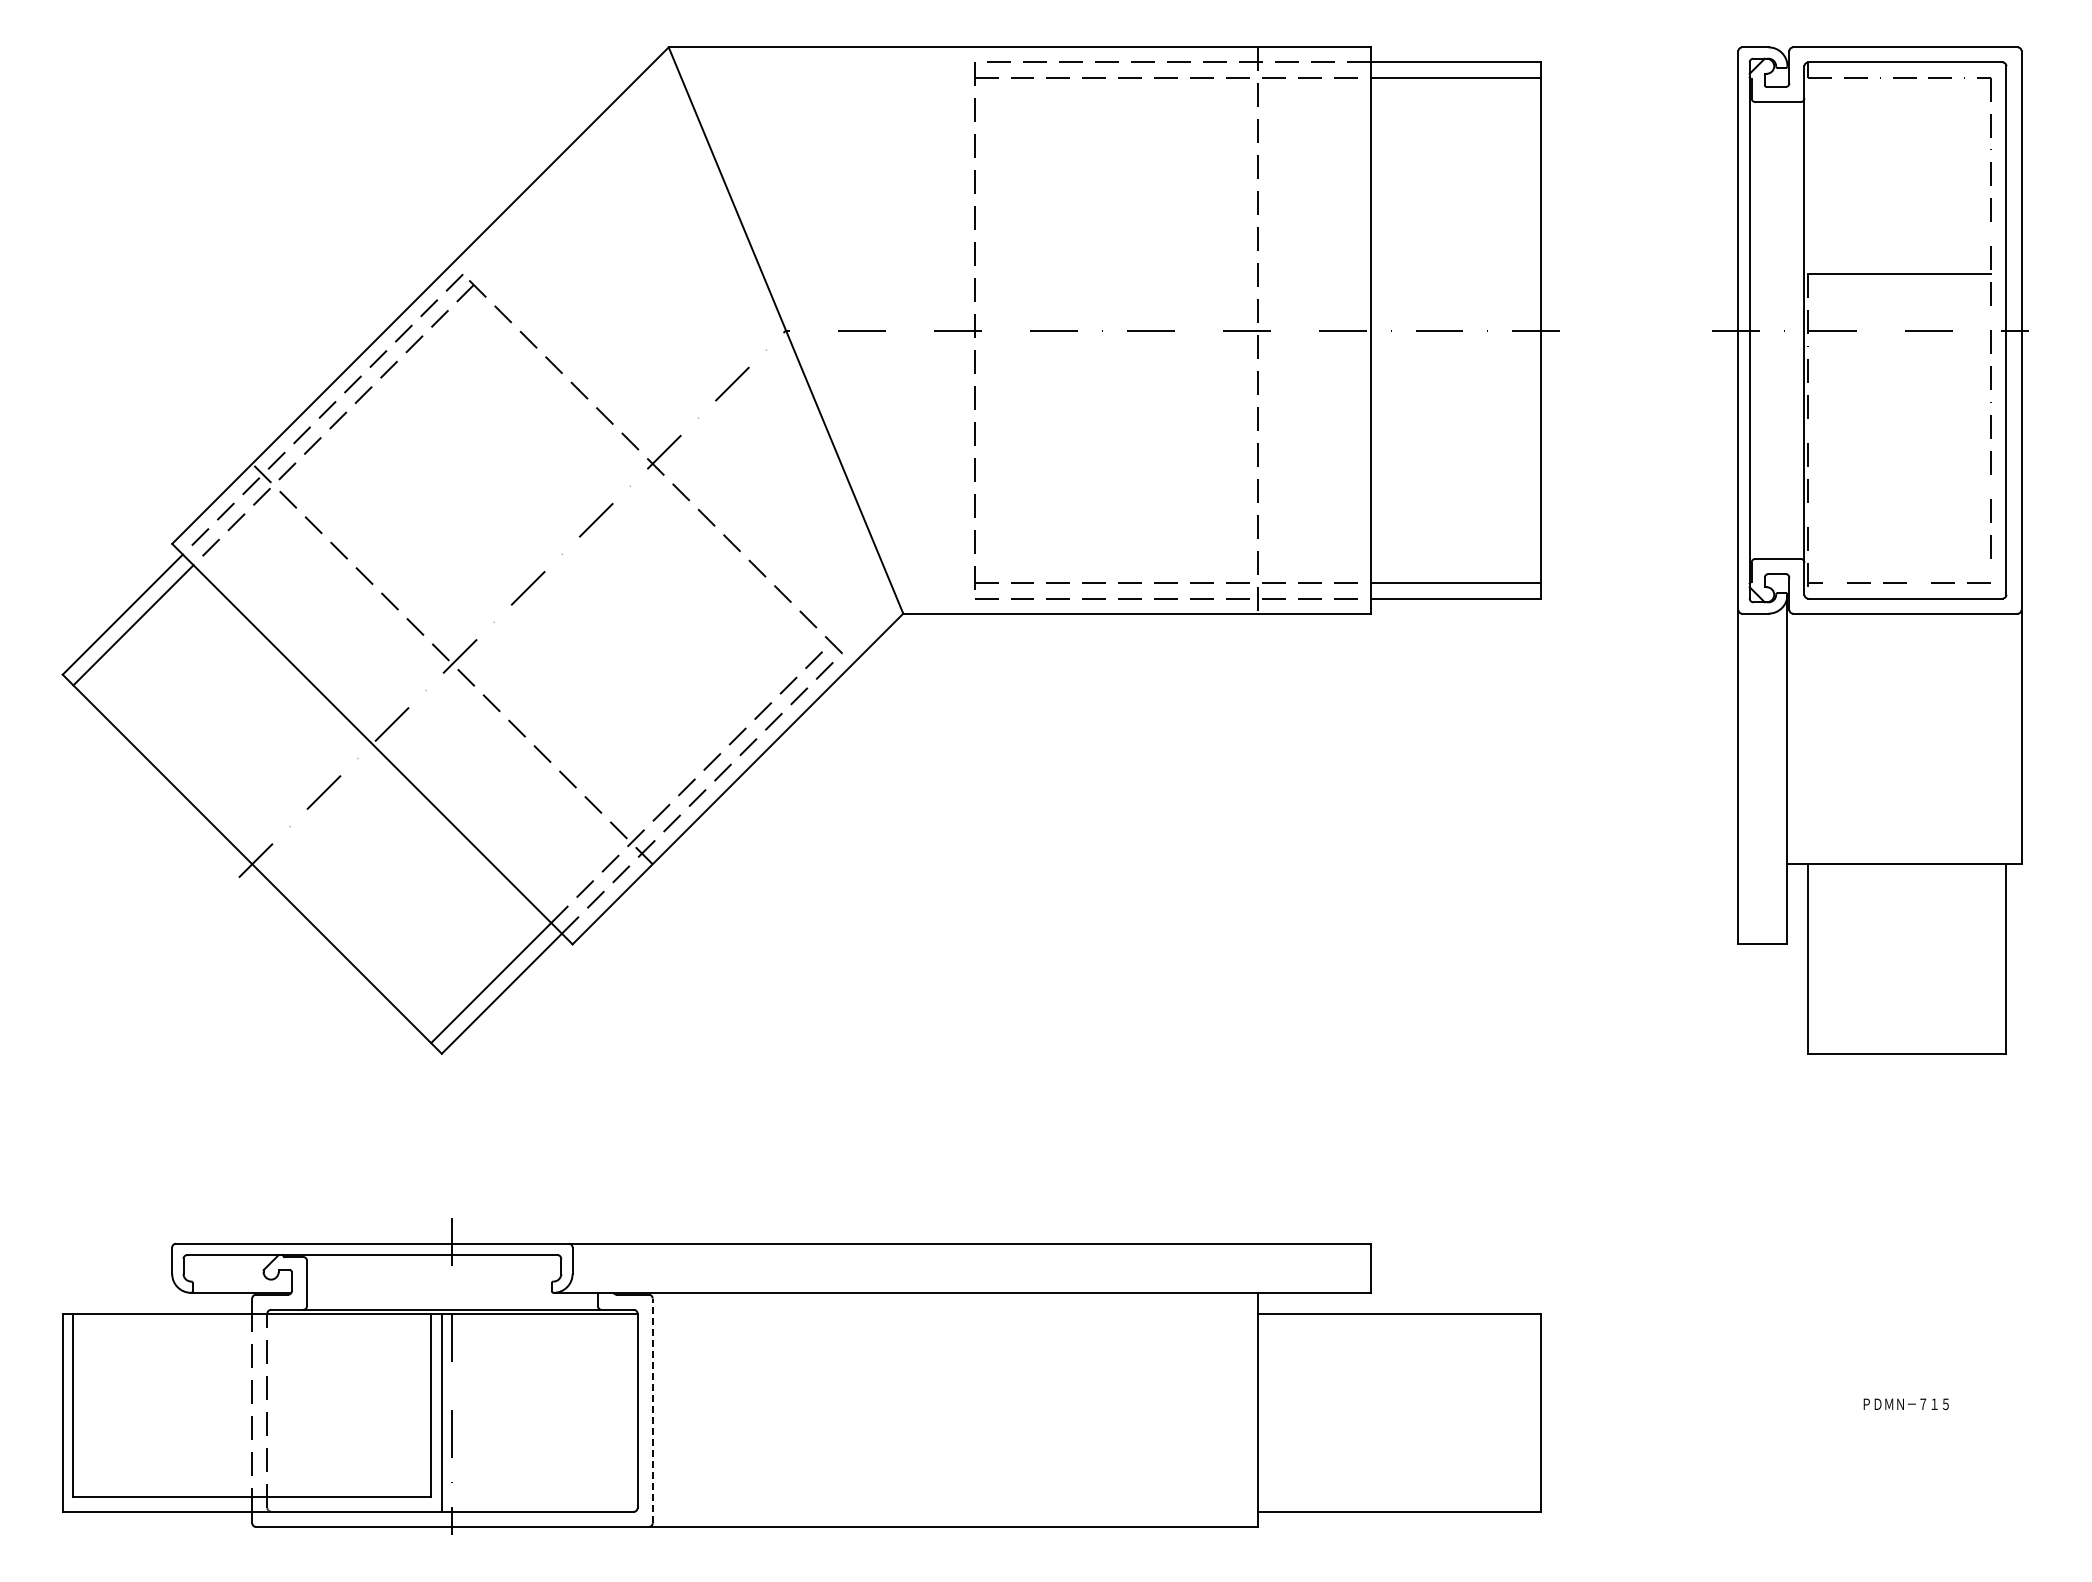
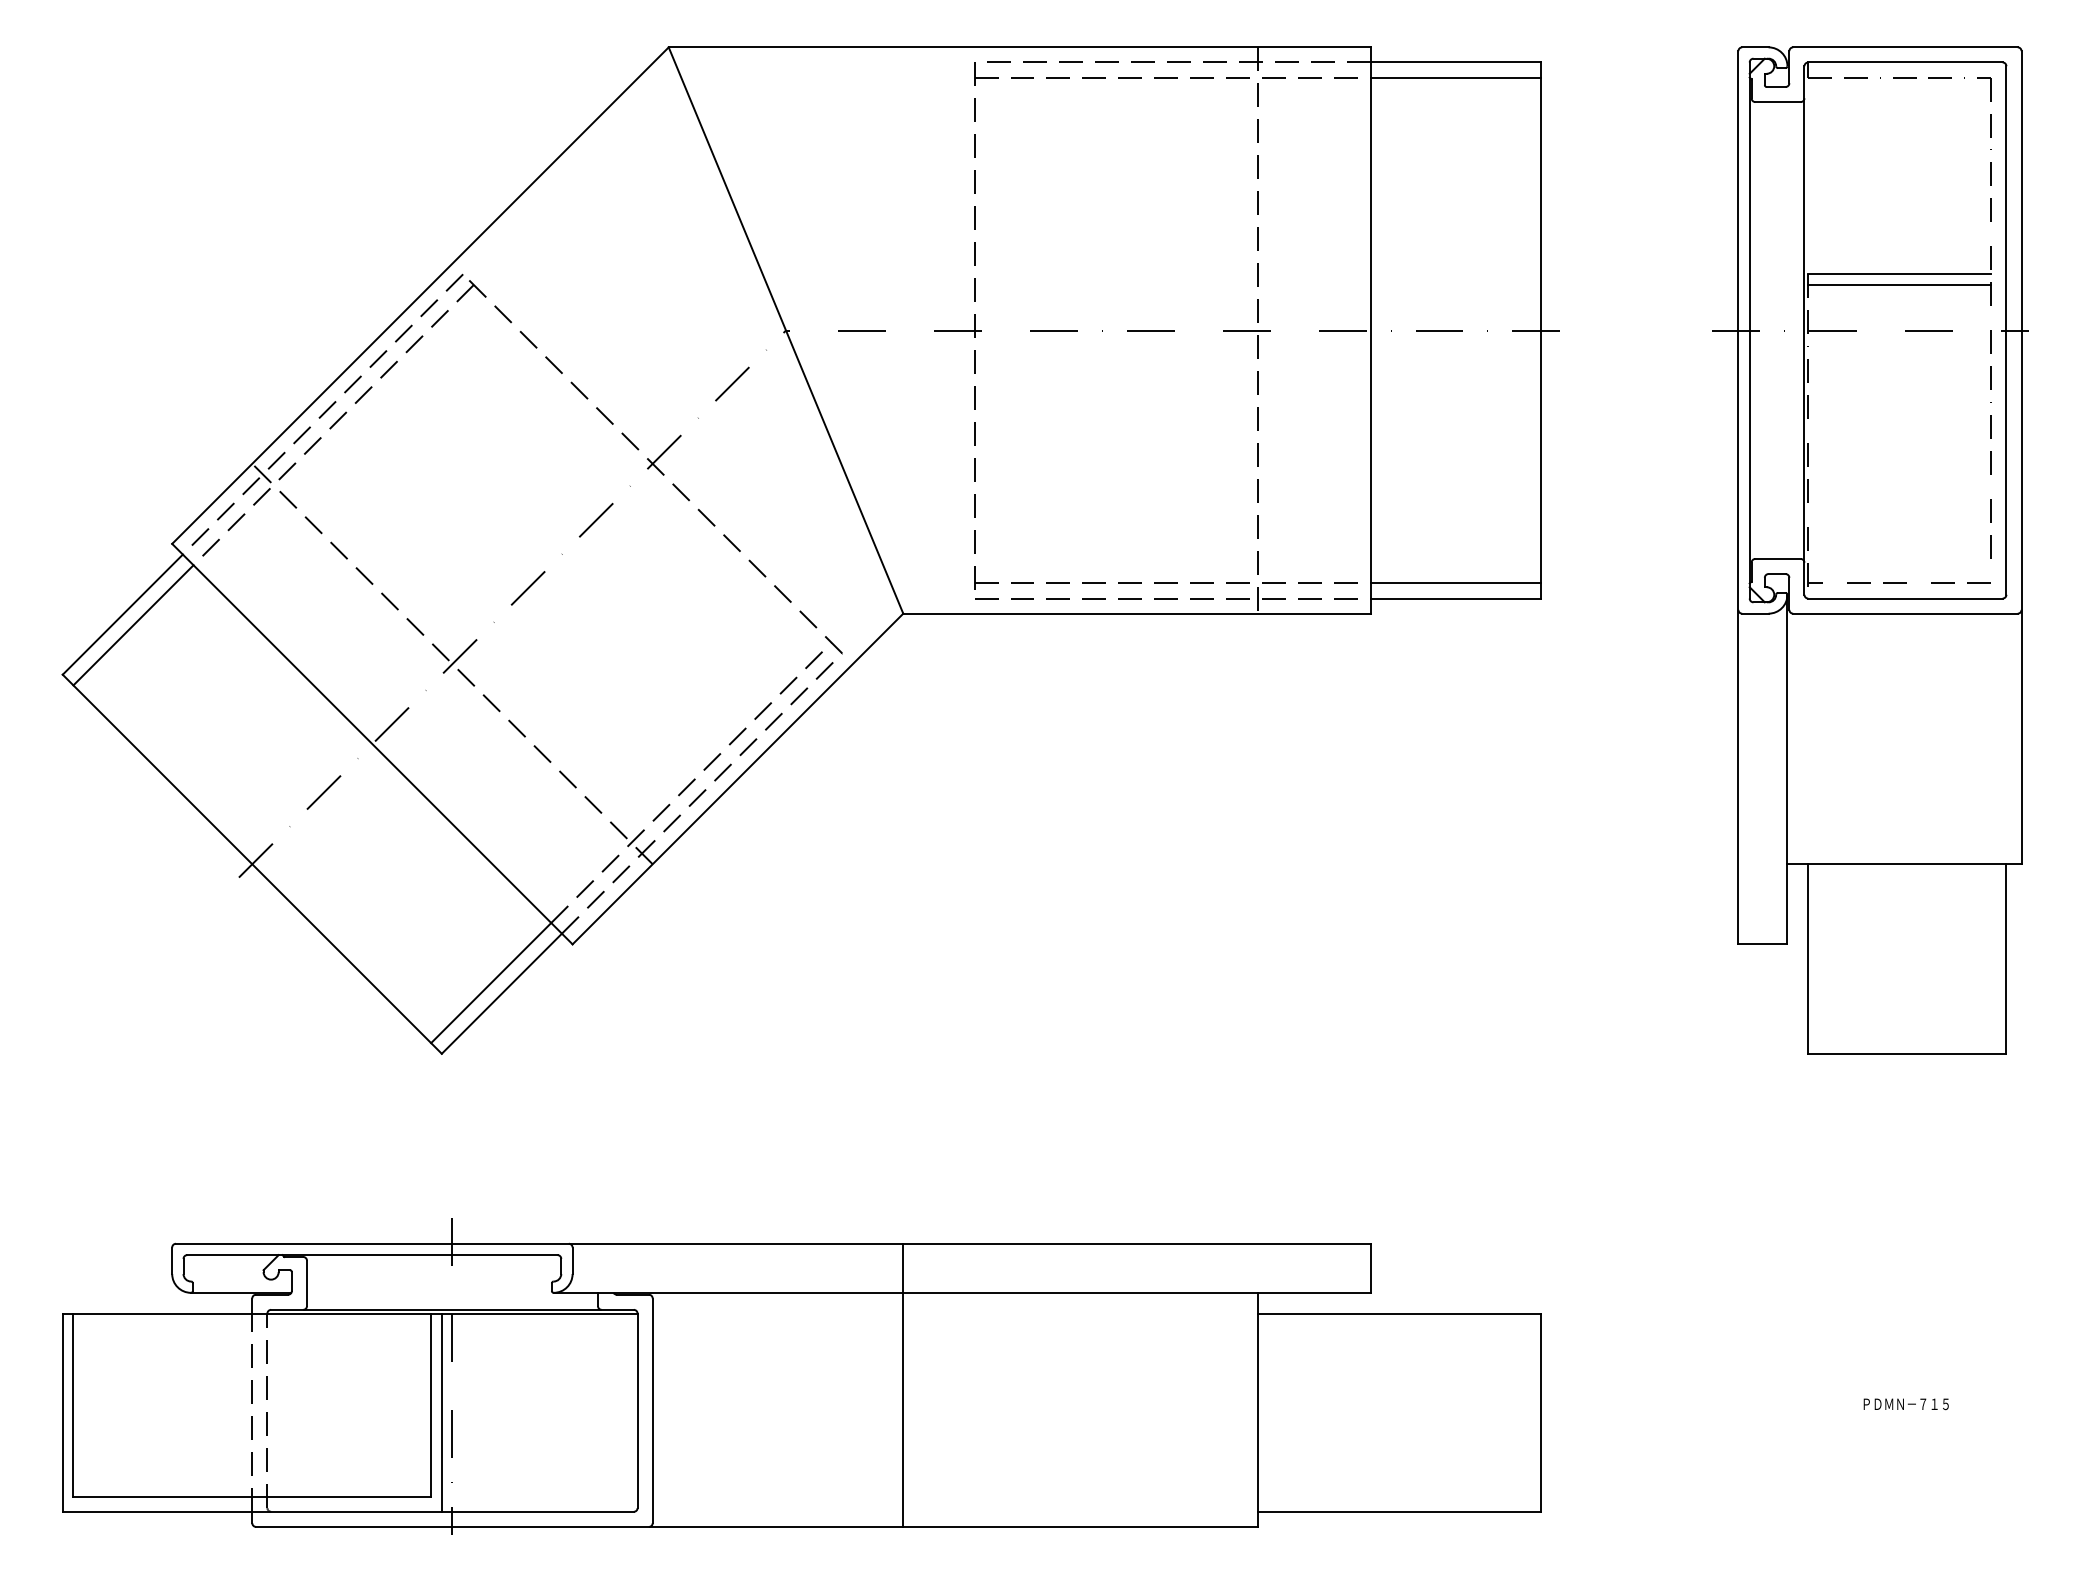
line: none -> present (1899, 284)
line: none -> present (903, 1384)
line: dashed -> solid (652, 1410)
